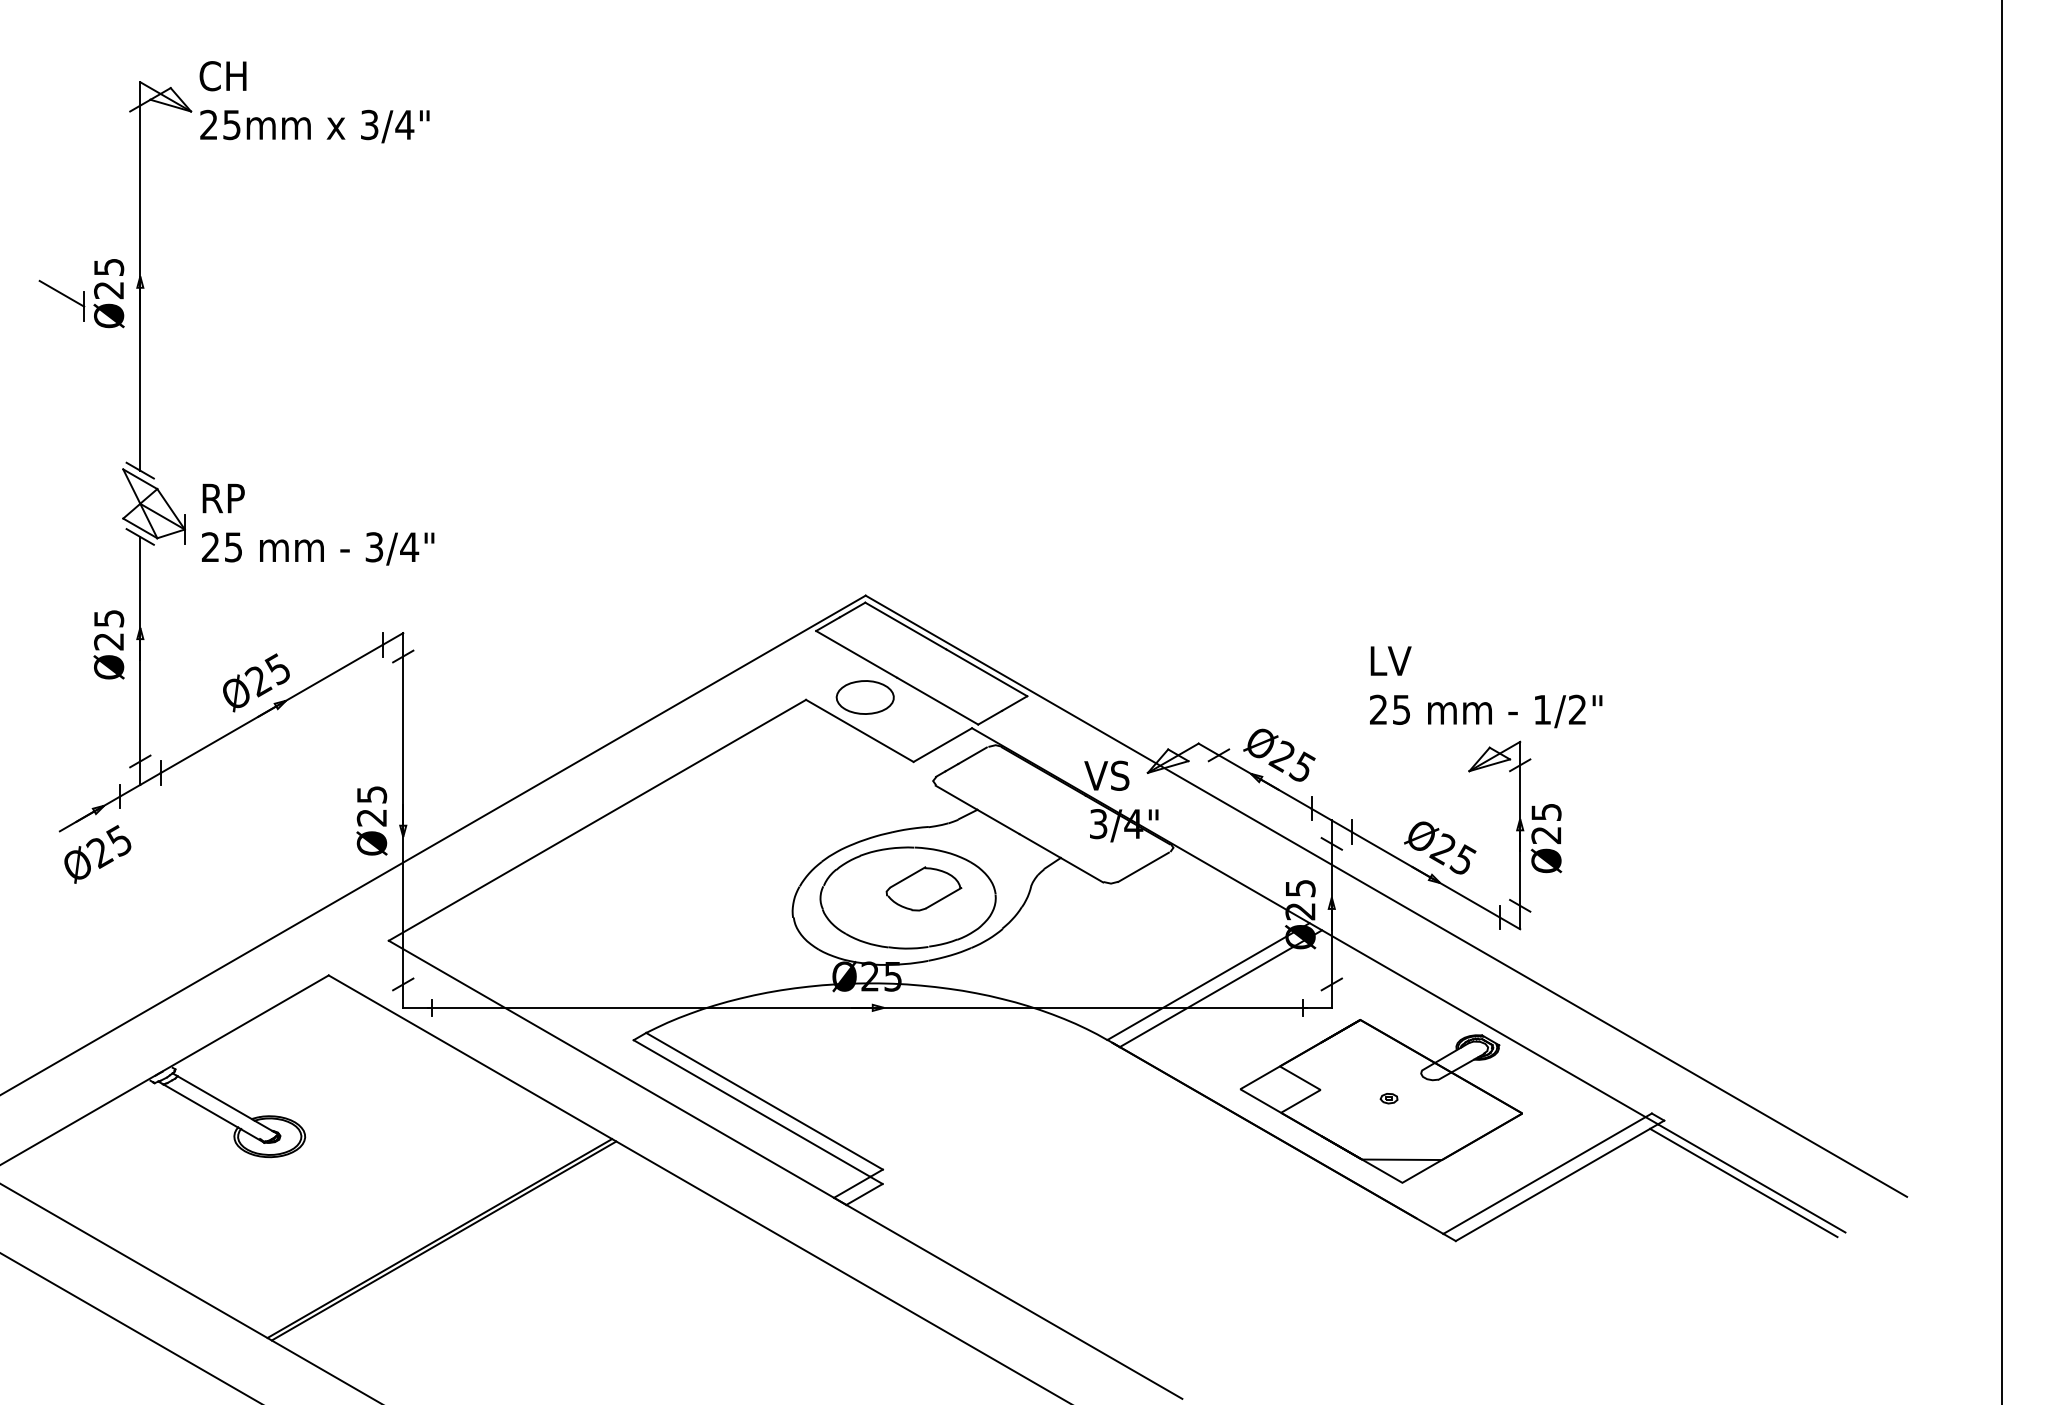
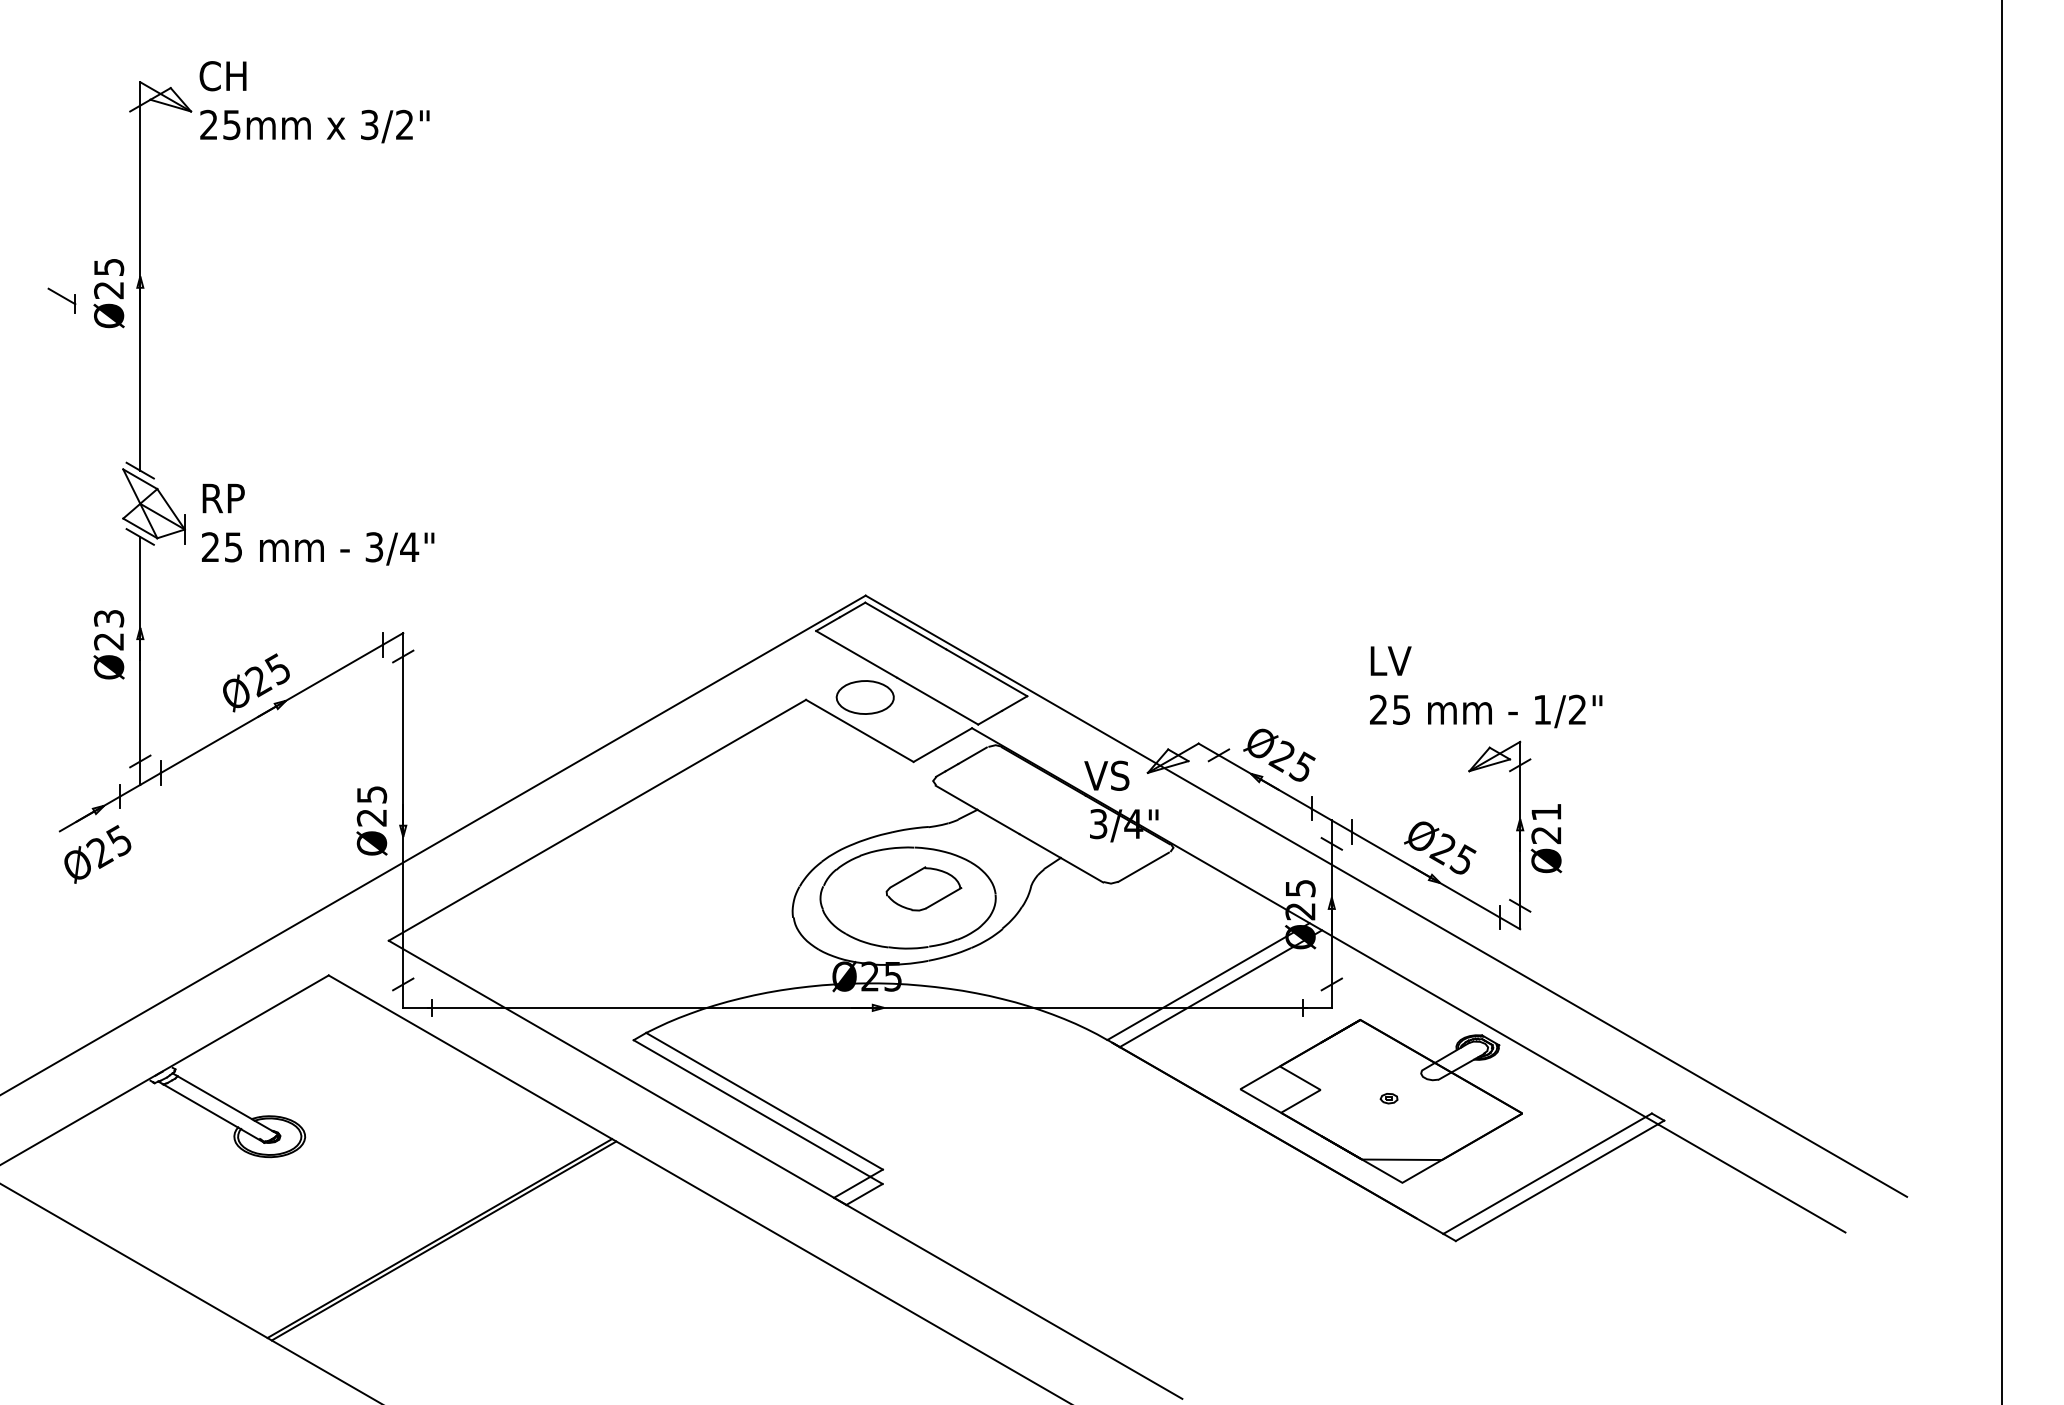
text: 3/4" -> 3/2" (404, 124)
part size: 48x43 px -> 30x27 px (61, 300)
text: Ø25 -> Ø23 (108, 618)
text: Ø25 -> Ø21 (1546, 812)
line: present -> none (1743, 1182)
line: present -> none (129, 1327)
